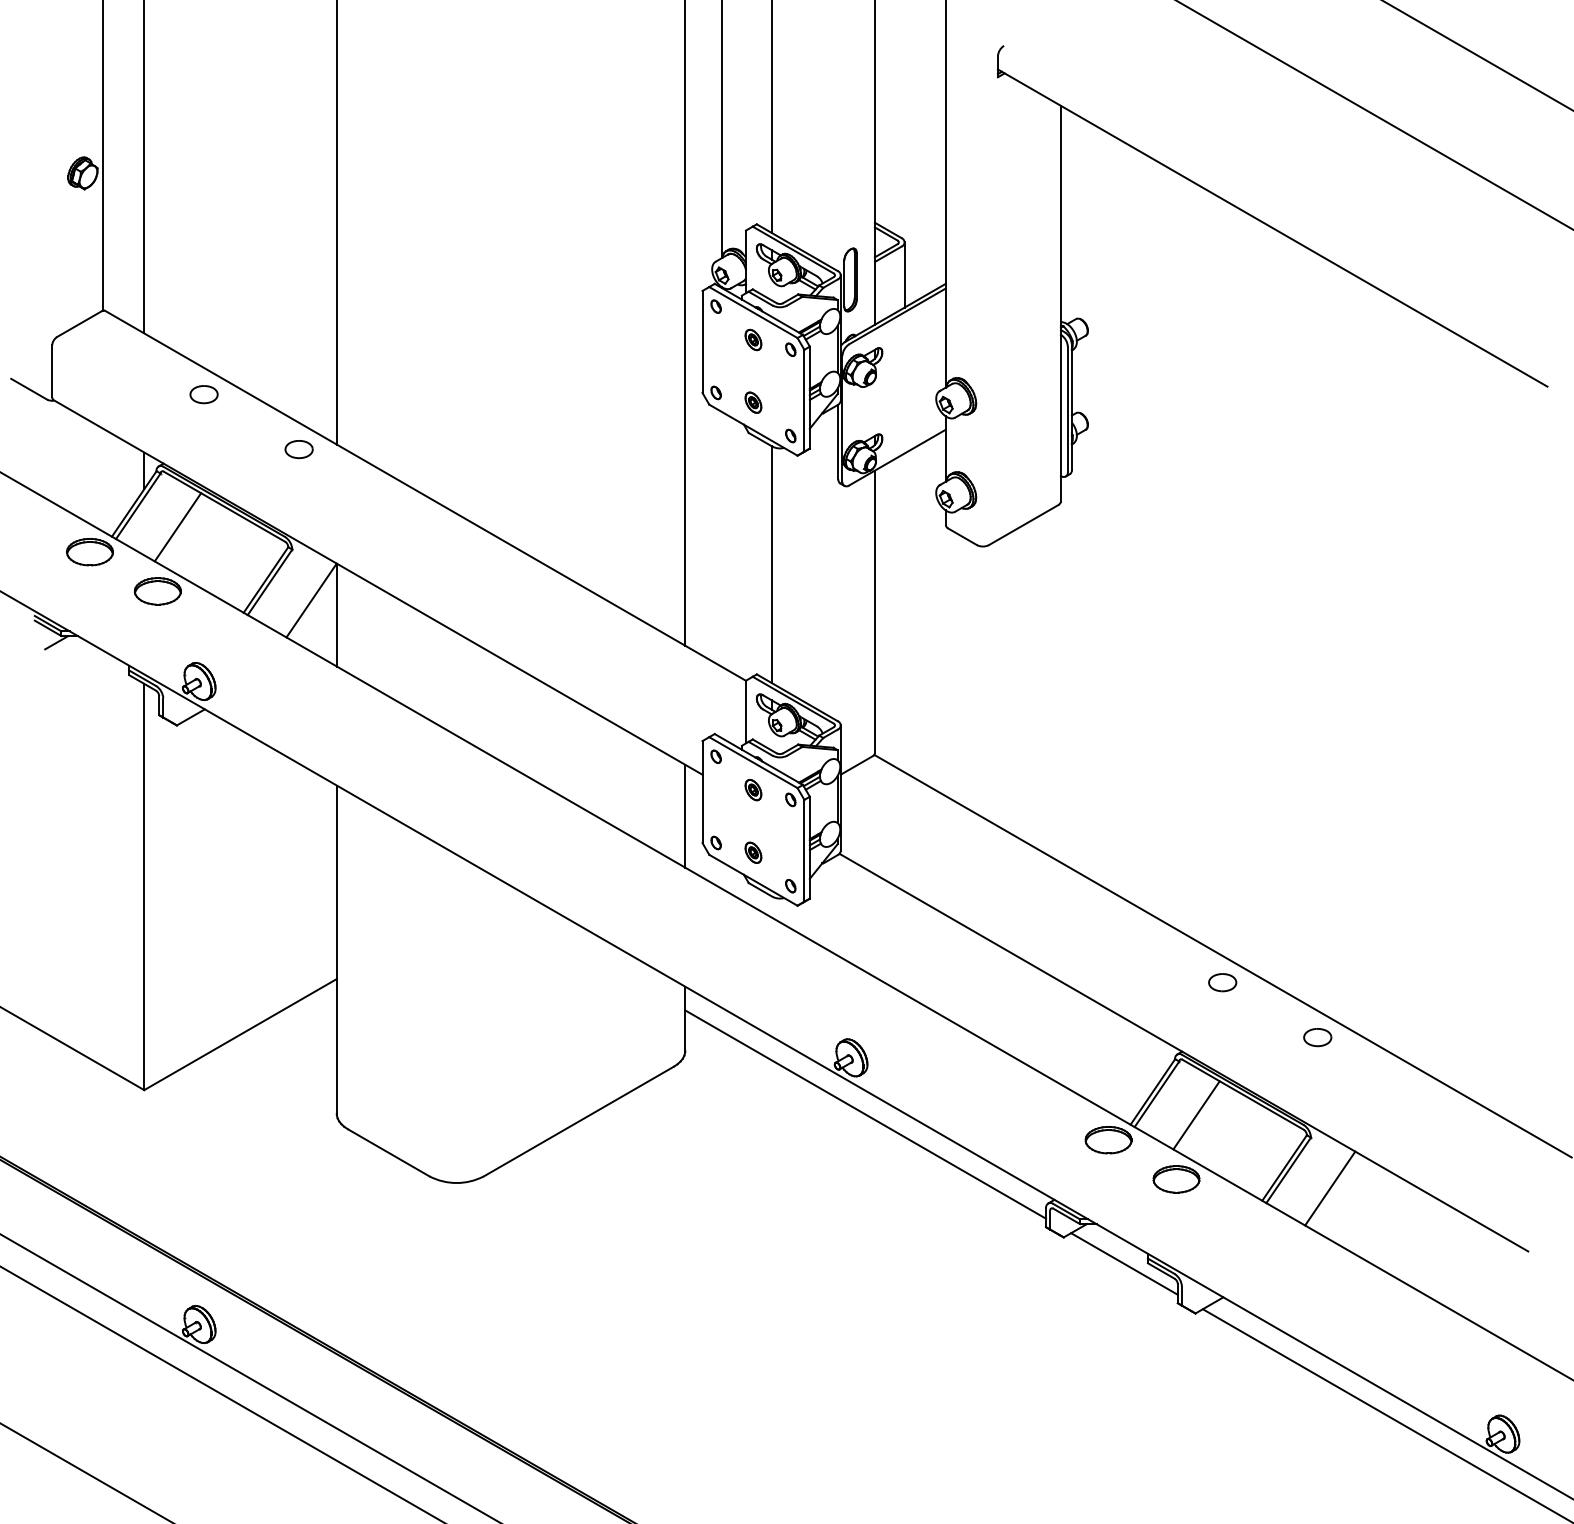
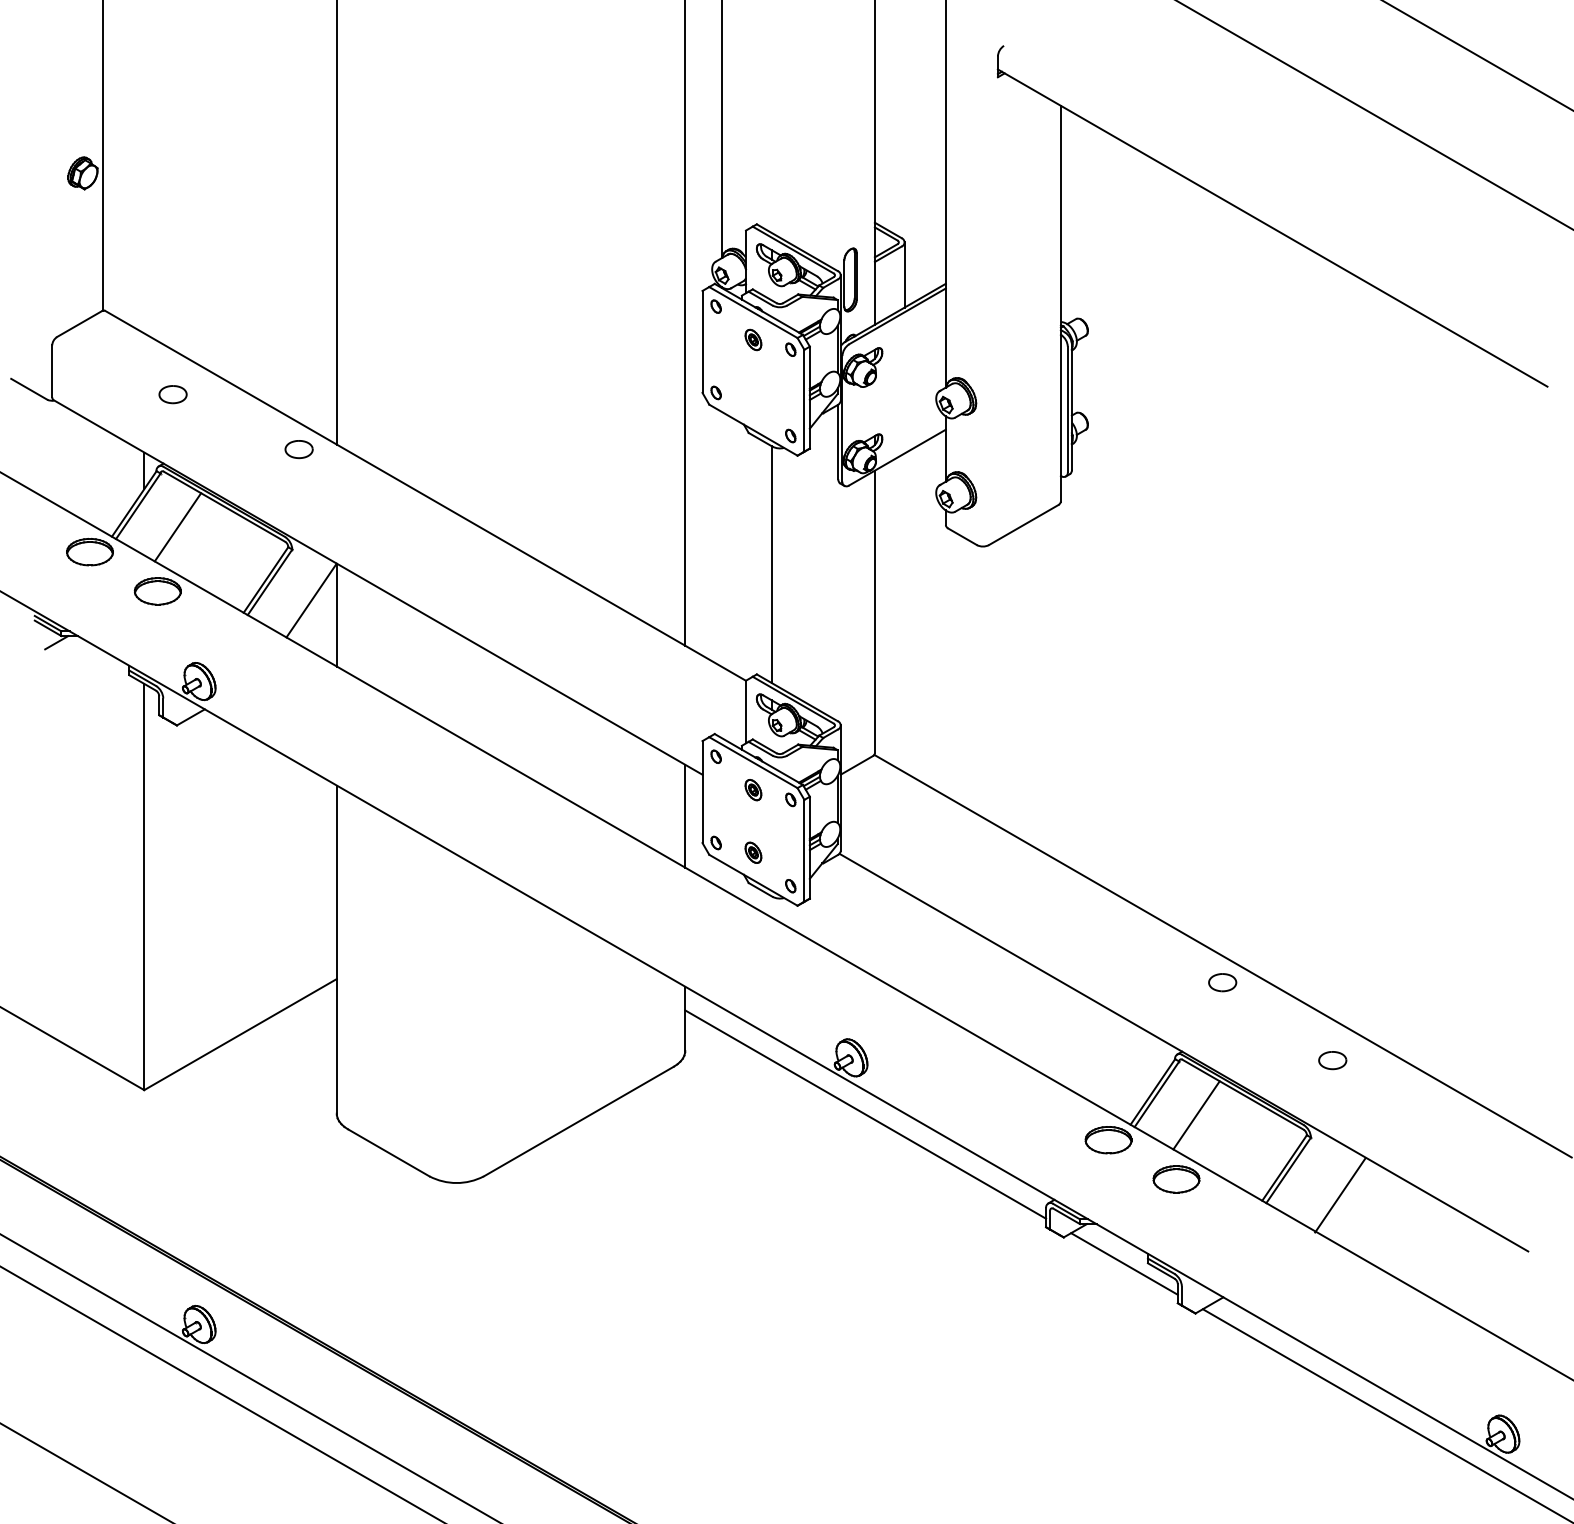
line: present -> none (771, 117)
line: present -> none (144, 167)
part position: (203, 394) -> (172, 394) (172, 394)
part: present -> none (753, 402)
part position: (1317, 1037) -> (1332, 1060) (1332, 1060)
line position: (1330, 1188) -> (1340, 1195) (1340, 1195)
